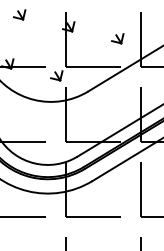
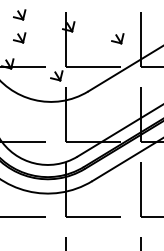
part: none -> present (19, 37)
